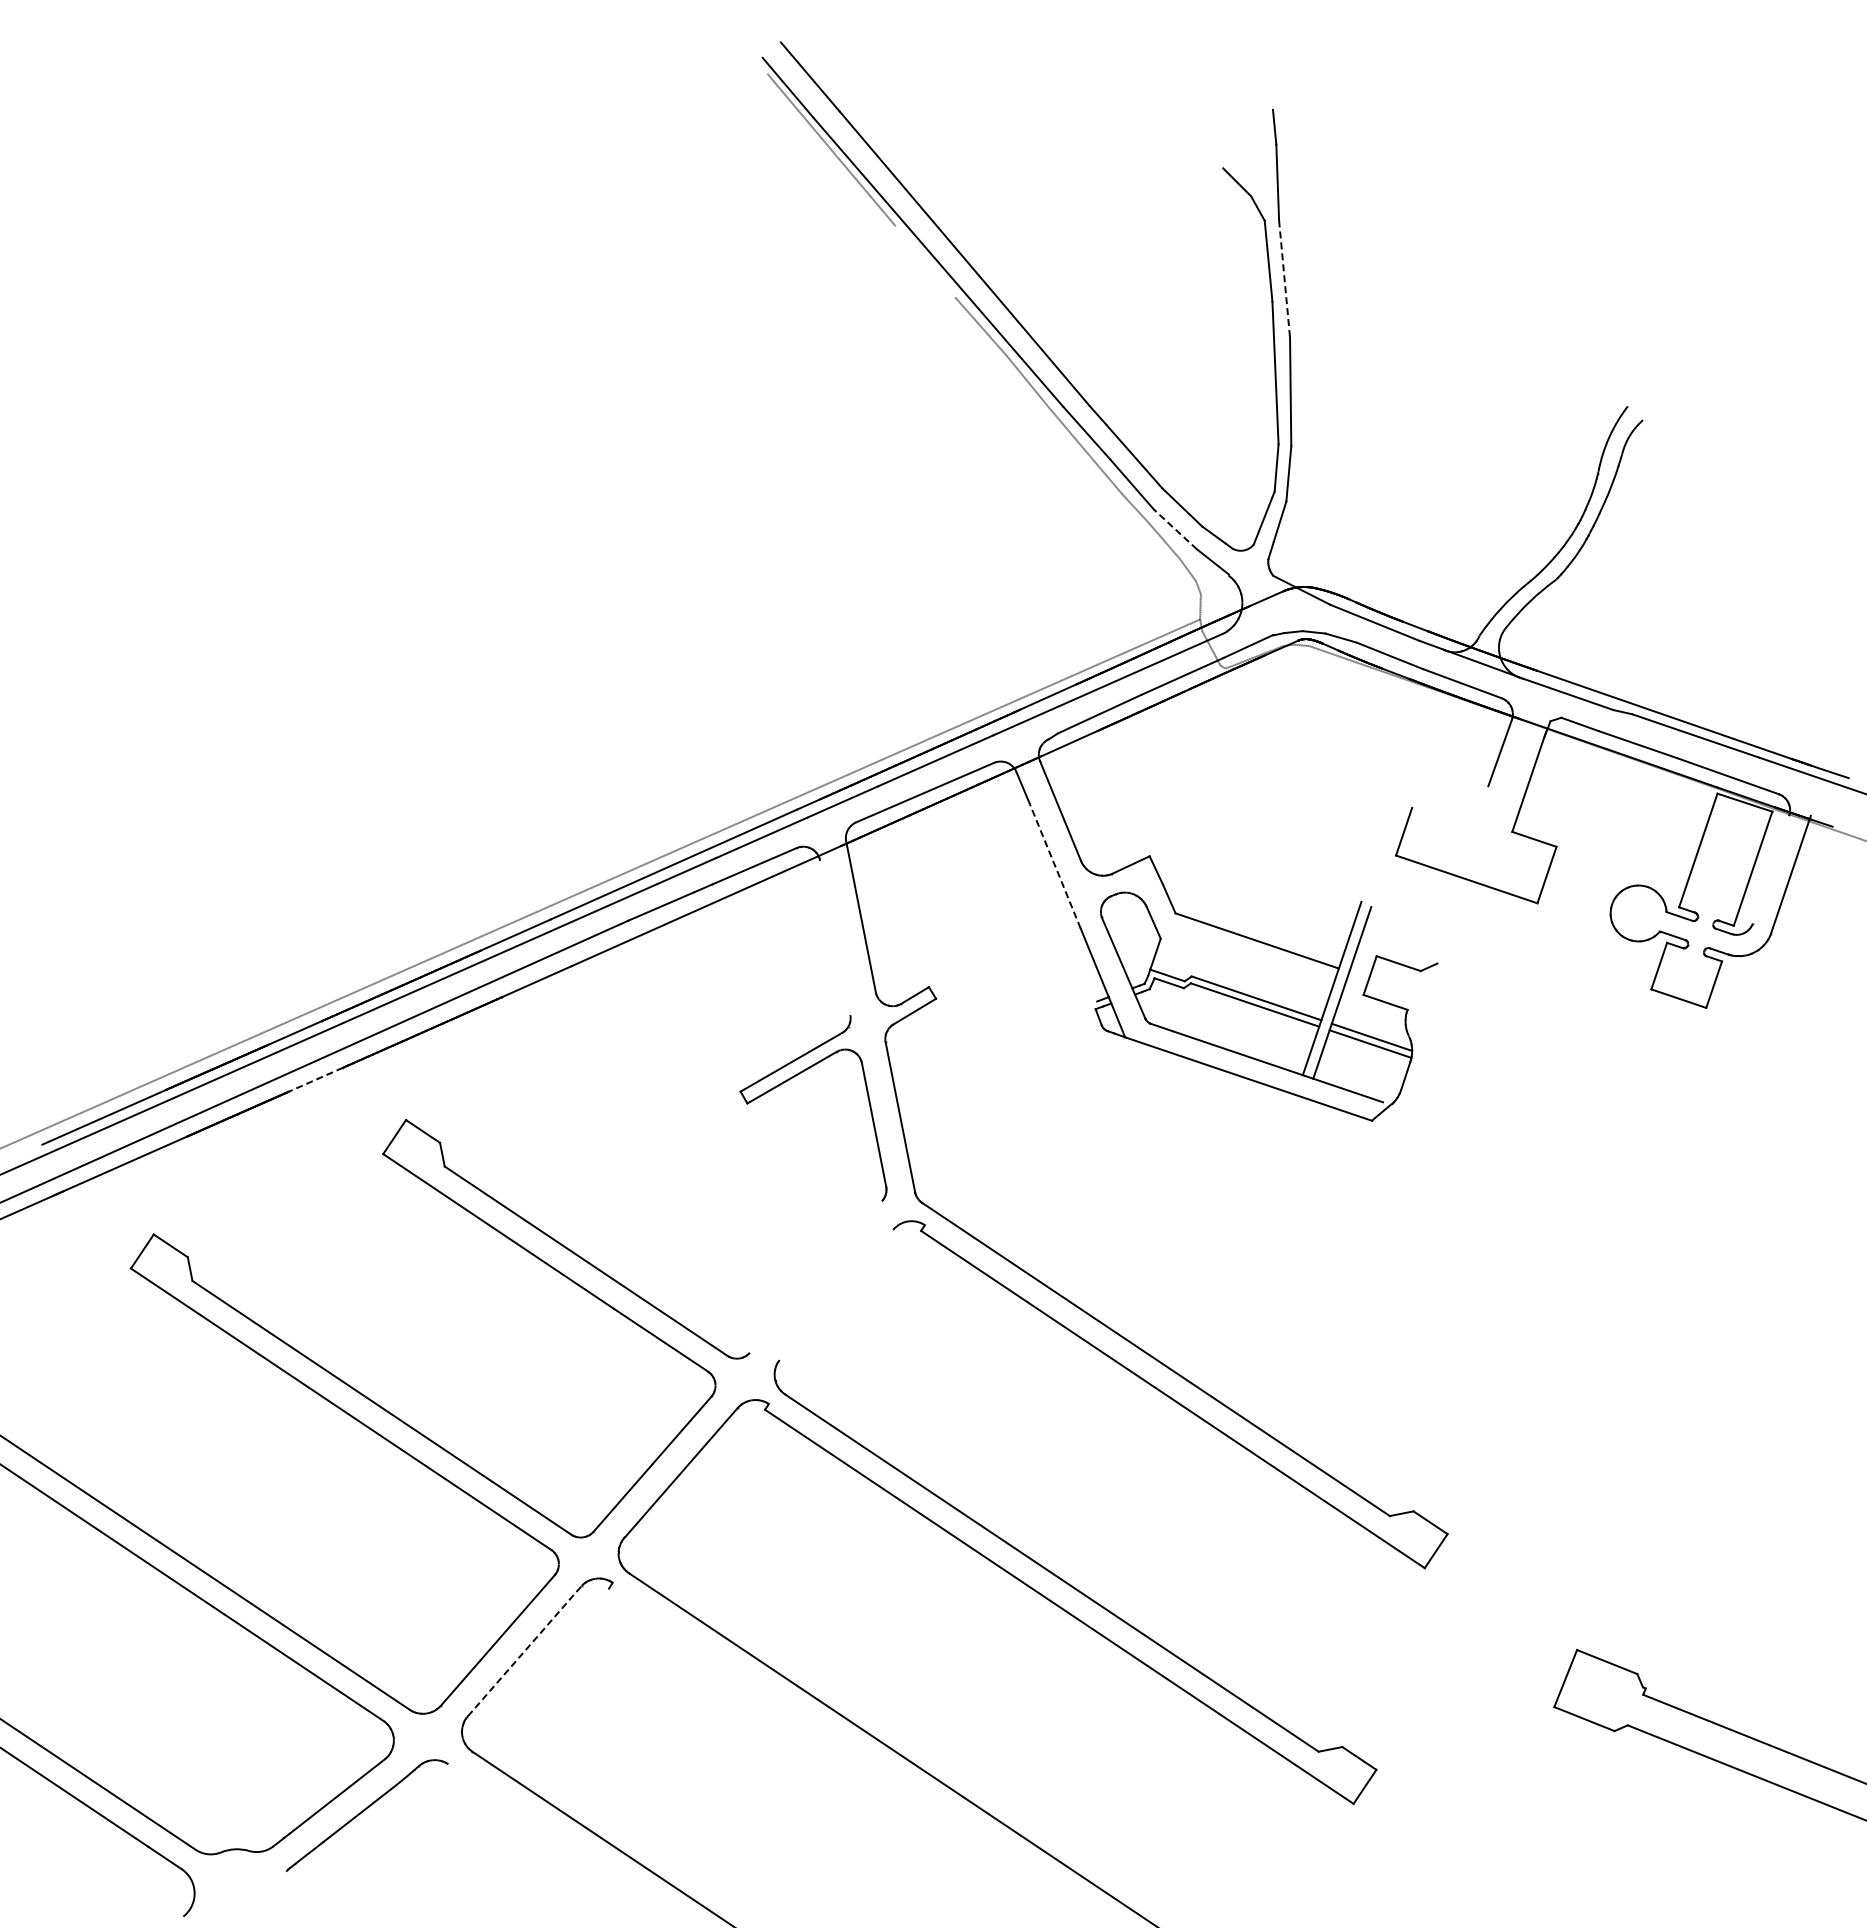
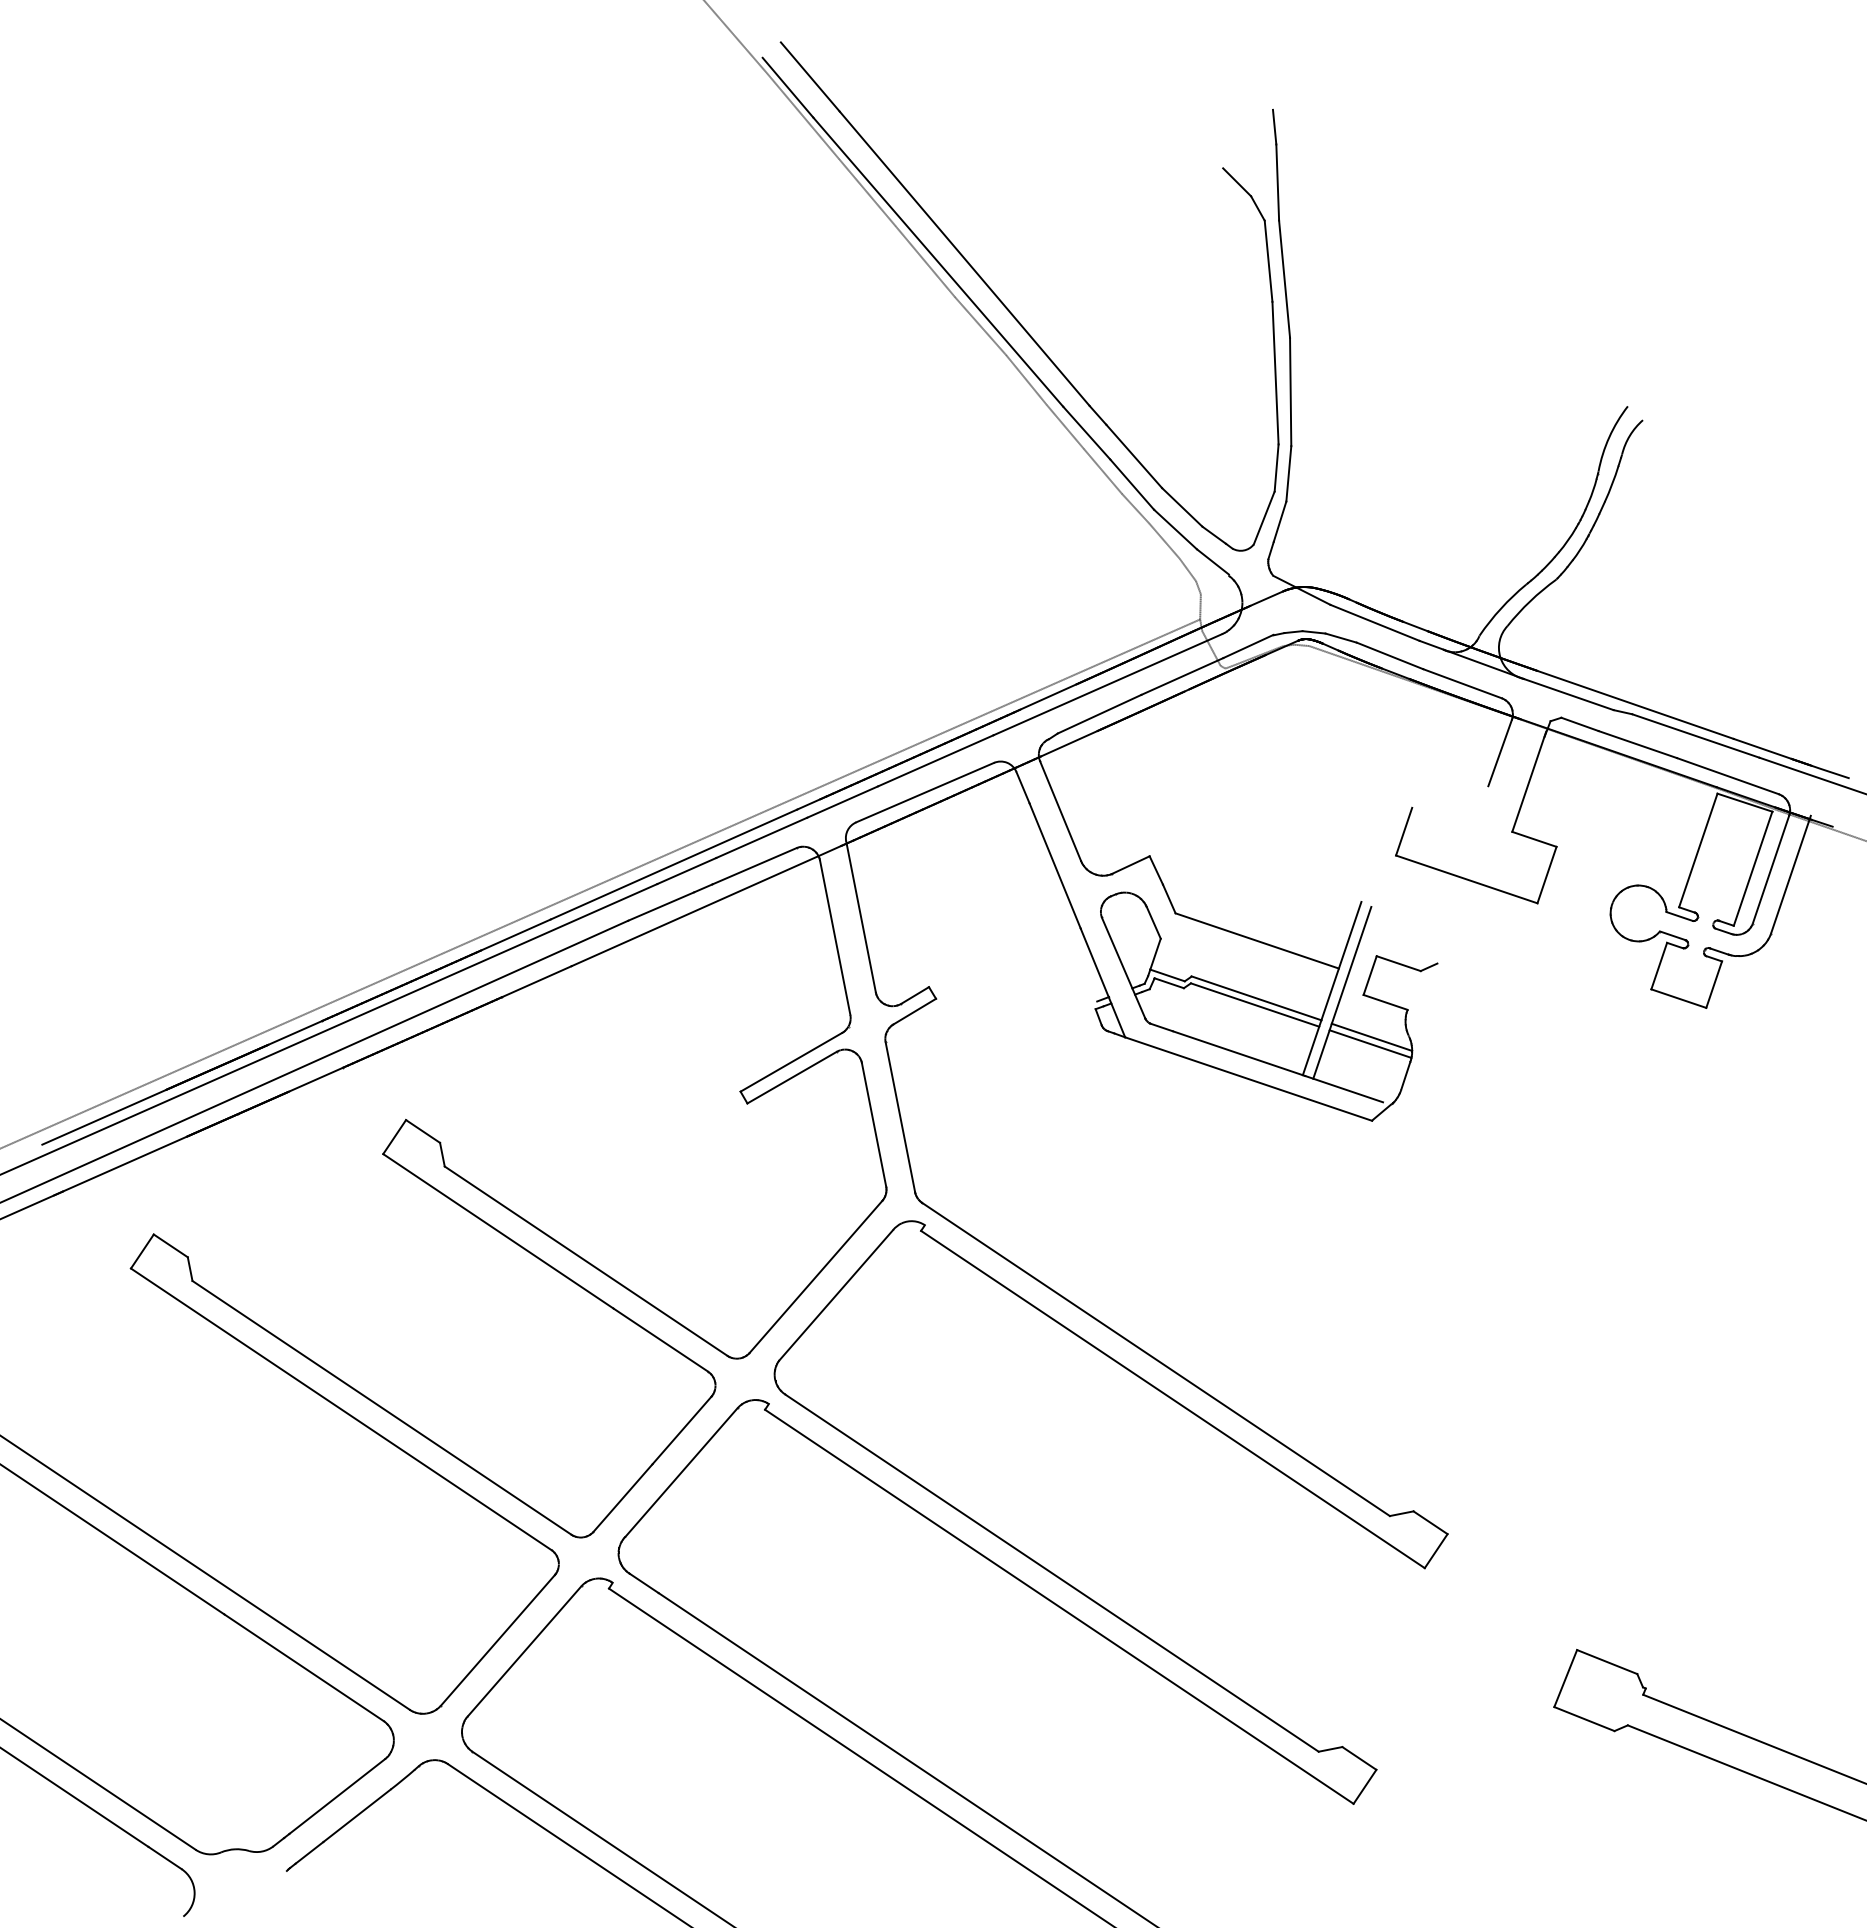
line: none -> present (736, 37)
line: none -> present (925, 261)
line: dashed -> solid (1284, 279)
line: dashed -> solid (1175, 529)
line: dashed -> solid (1055, 865)
line: none -> present (1771, 868)
line: none -> present (835, 937)
line: dashed -> solid (315, 1079)
line: none -> present (815, 1276)
line: none -> present (836, 1295)
line: dashed -> solid (524, 1650)
line: none -> present (860, 1756)
line: none -> present (567, 1844)
